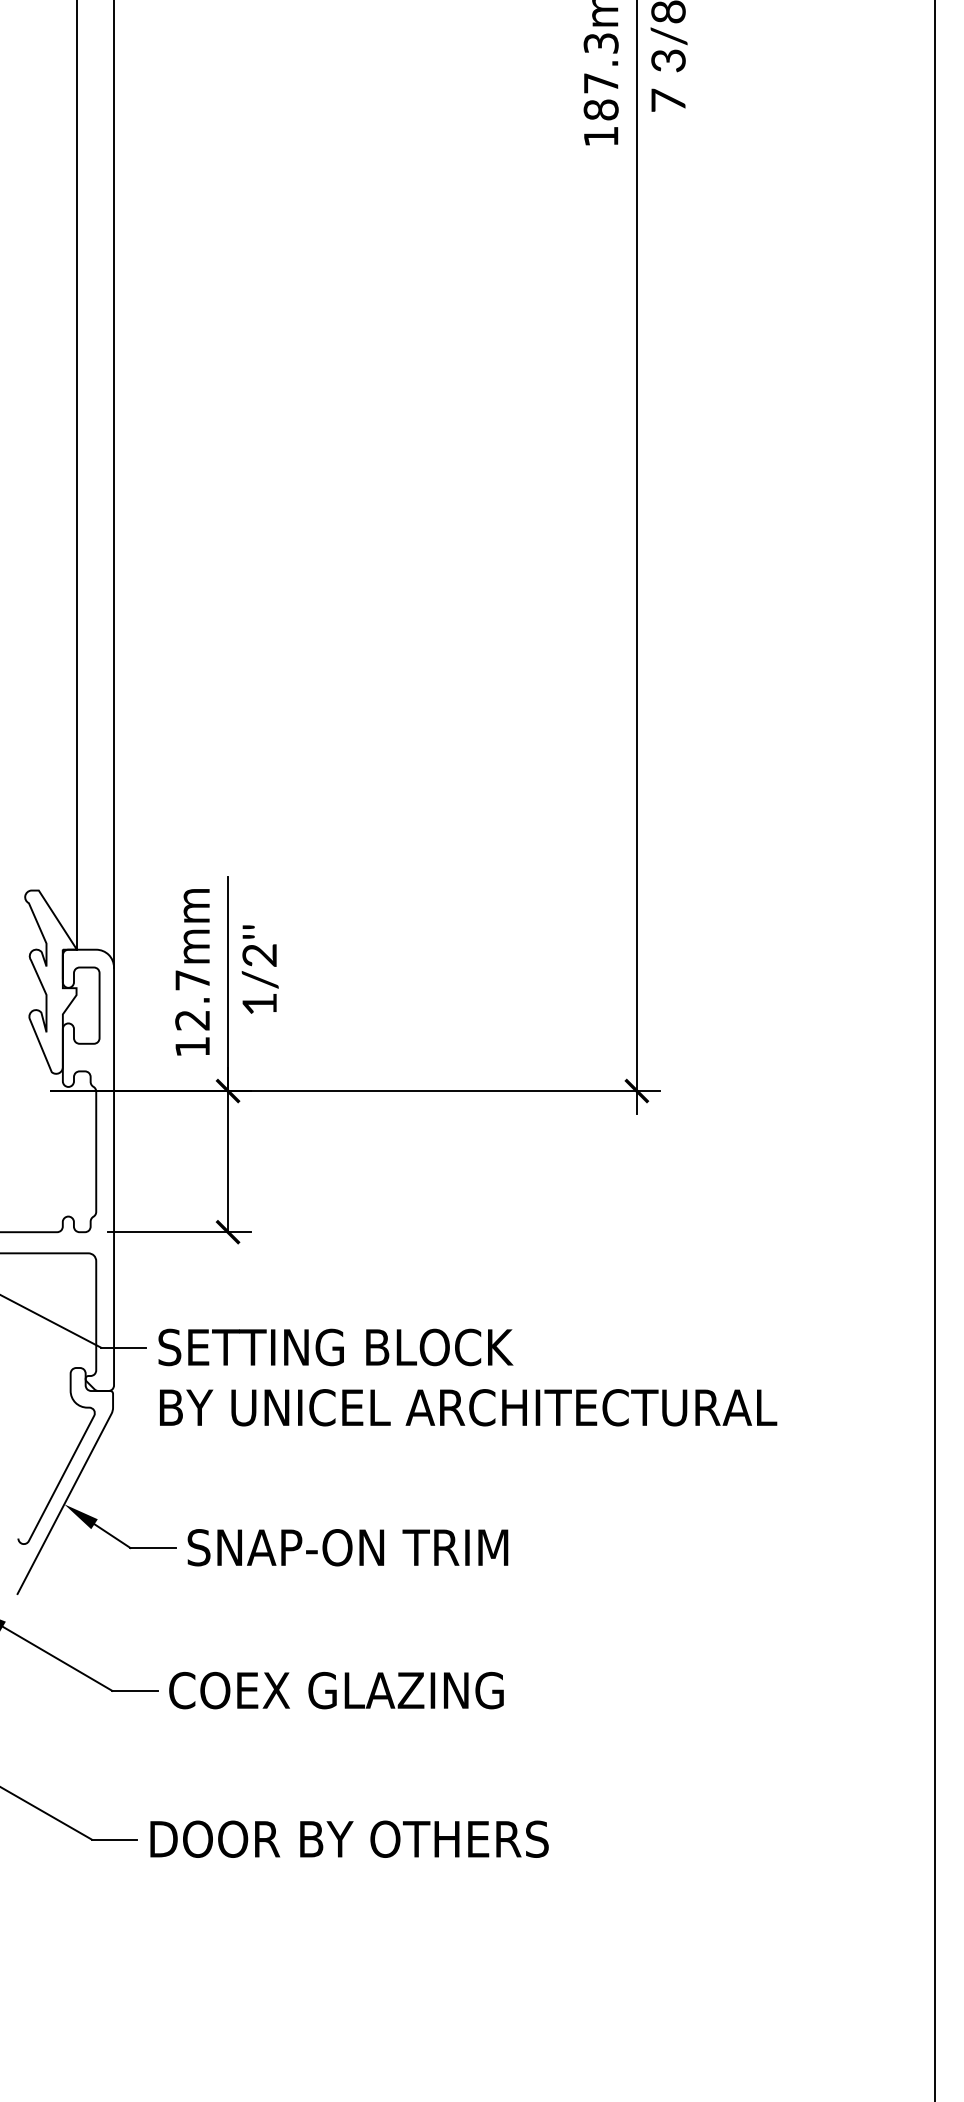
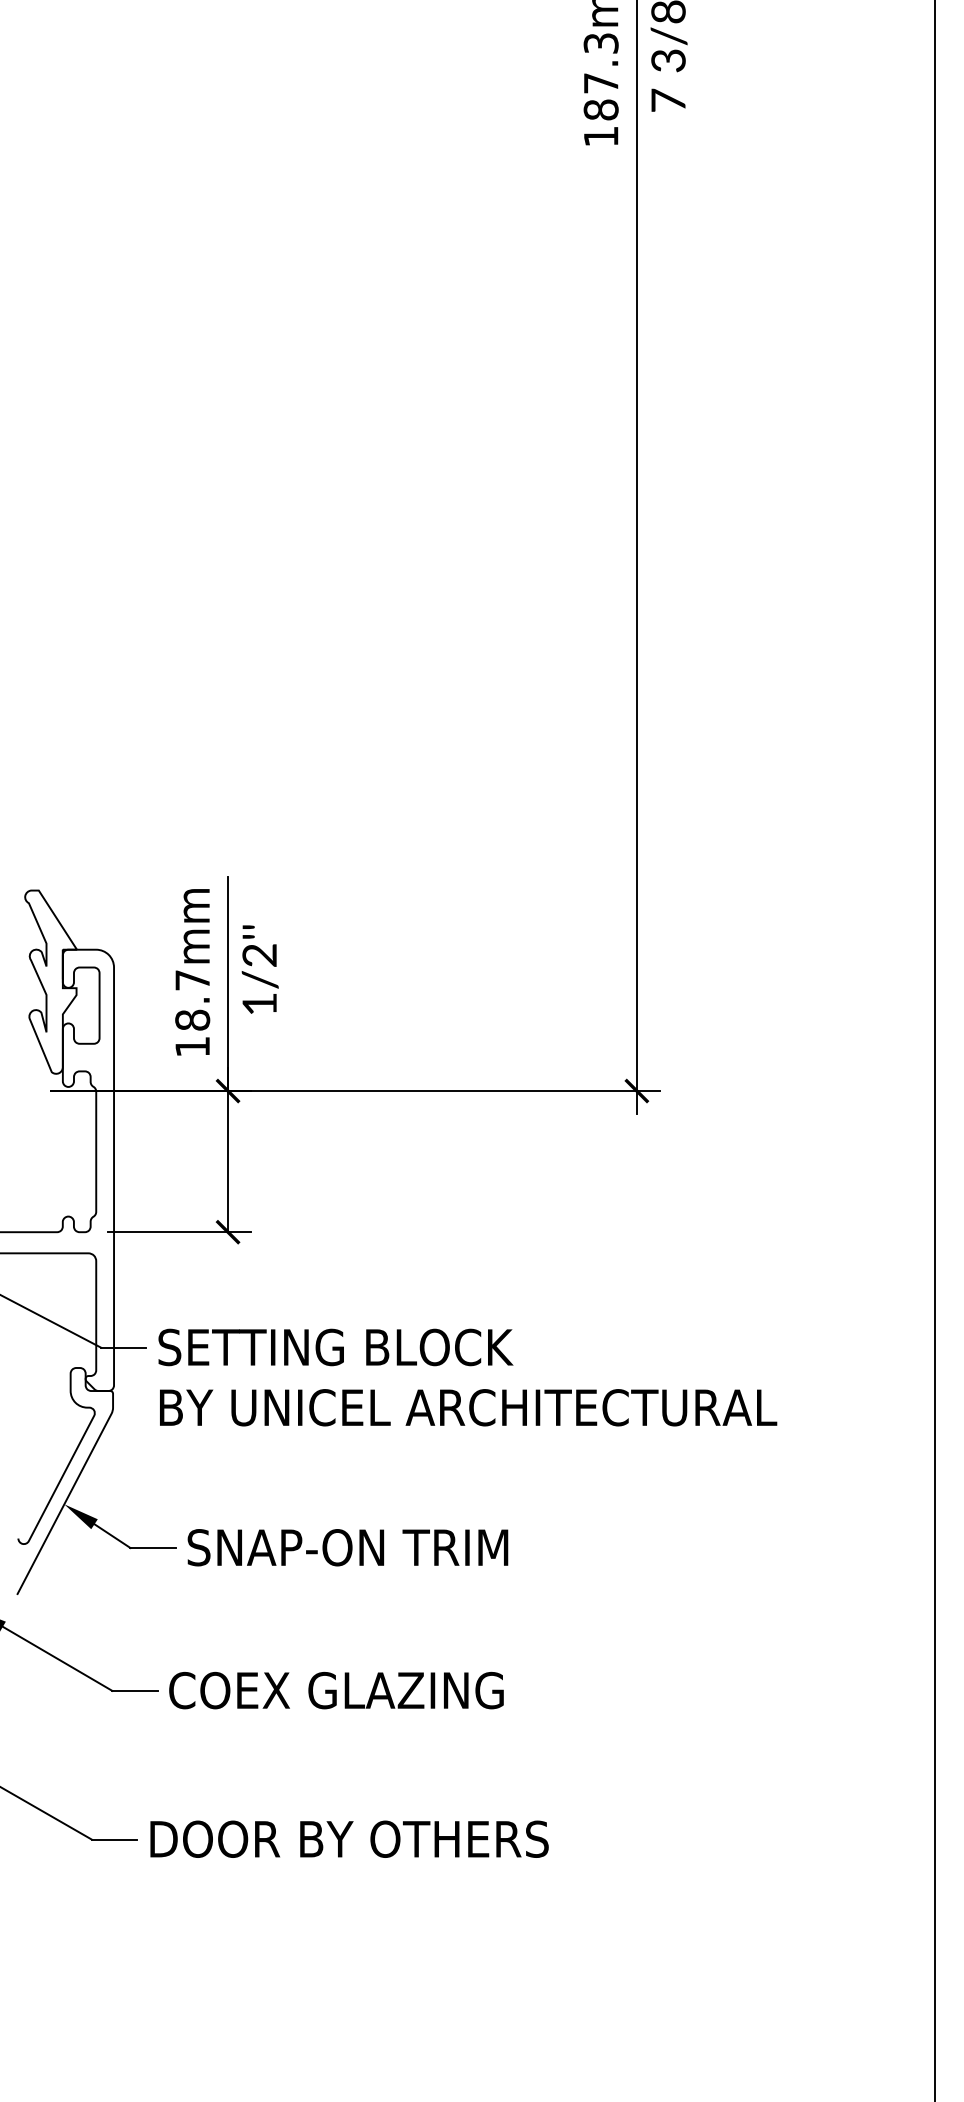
line: present -> none (77, 475)
line: present -> none (114, 484)
text: 12.7mm -> 18.7mm (192, 1019)
